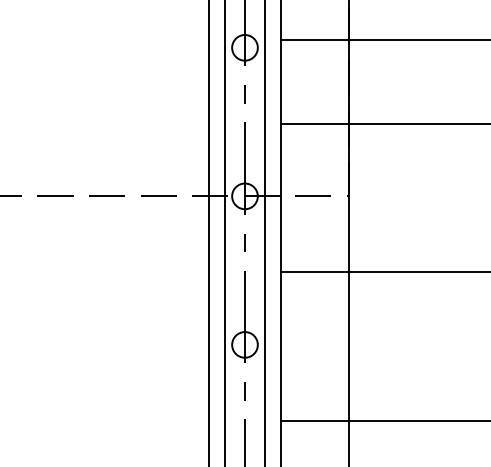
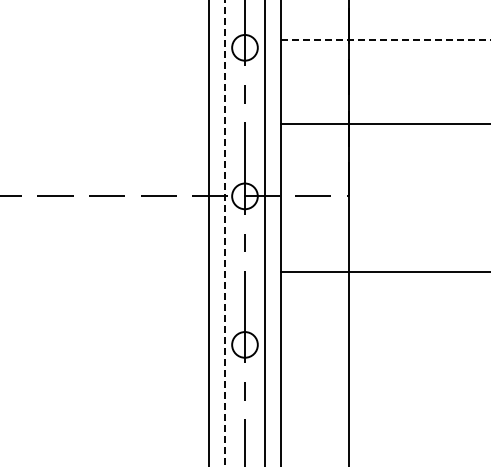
line: solid -> dashed (386, 39)
line: solid -> dashed (224, 233)
line: present -> none (384, 420)
